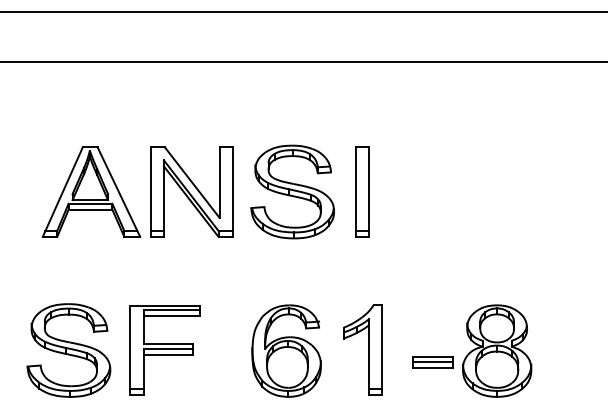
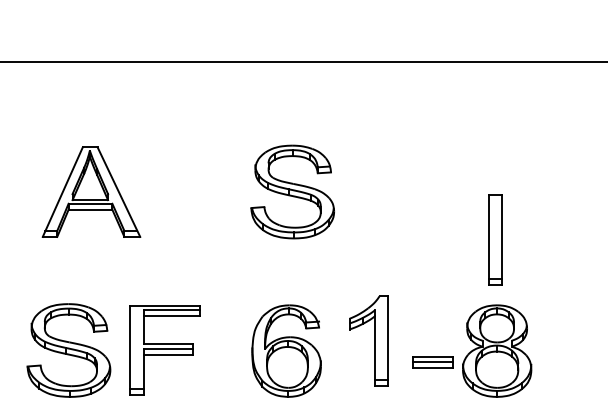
line: present -> none (303, 12)
part: present -> none (191, 191)
part position: (362, 191) -> (495, 239) (495, 239)
part position: (362, 349) -> (368, 340) (368, 340)
